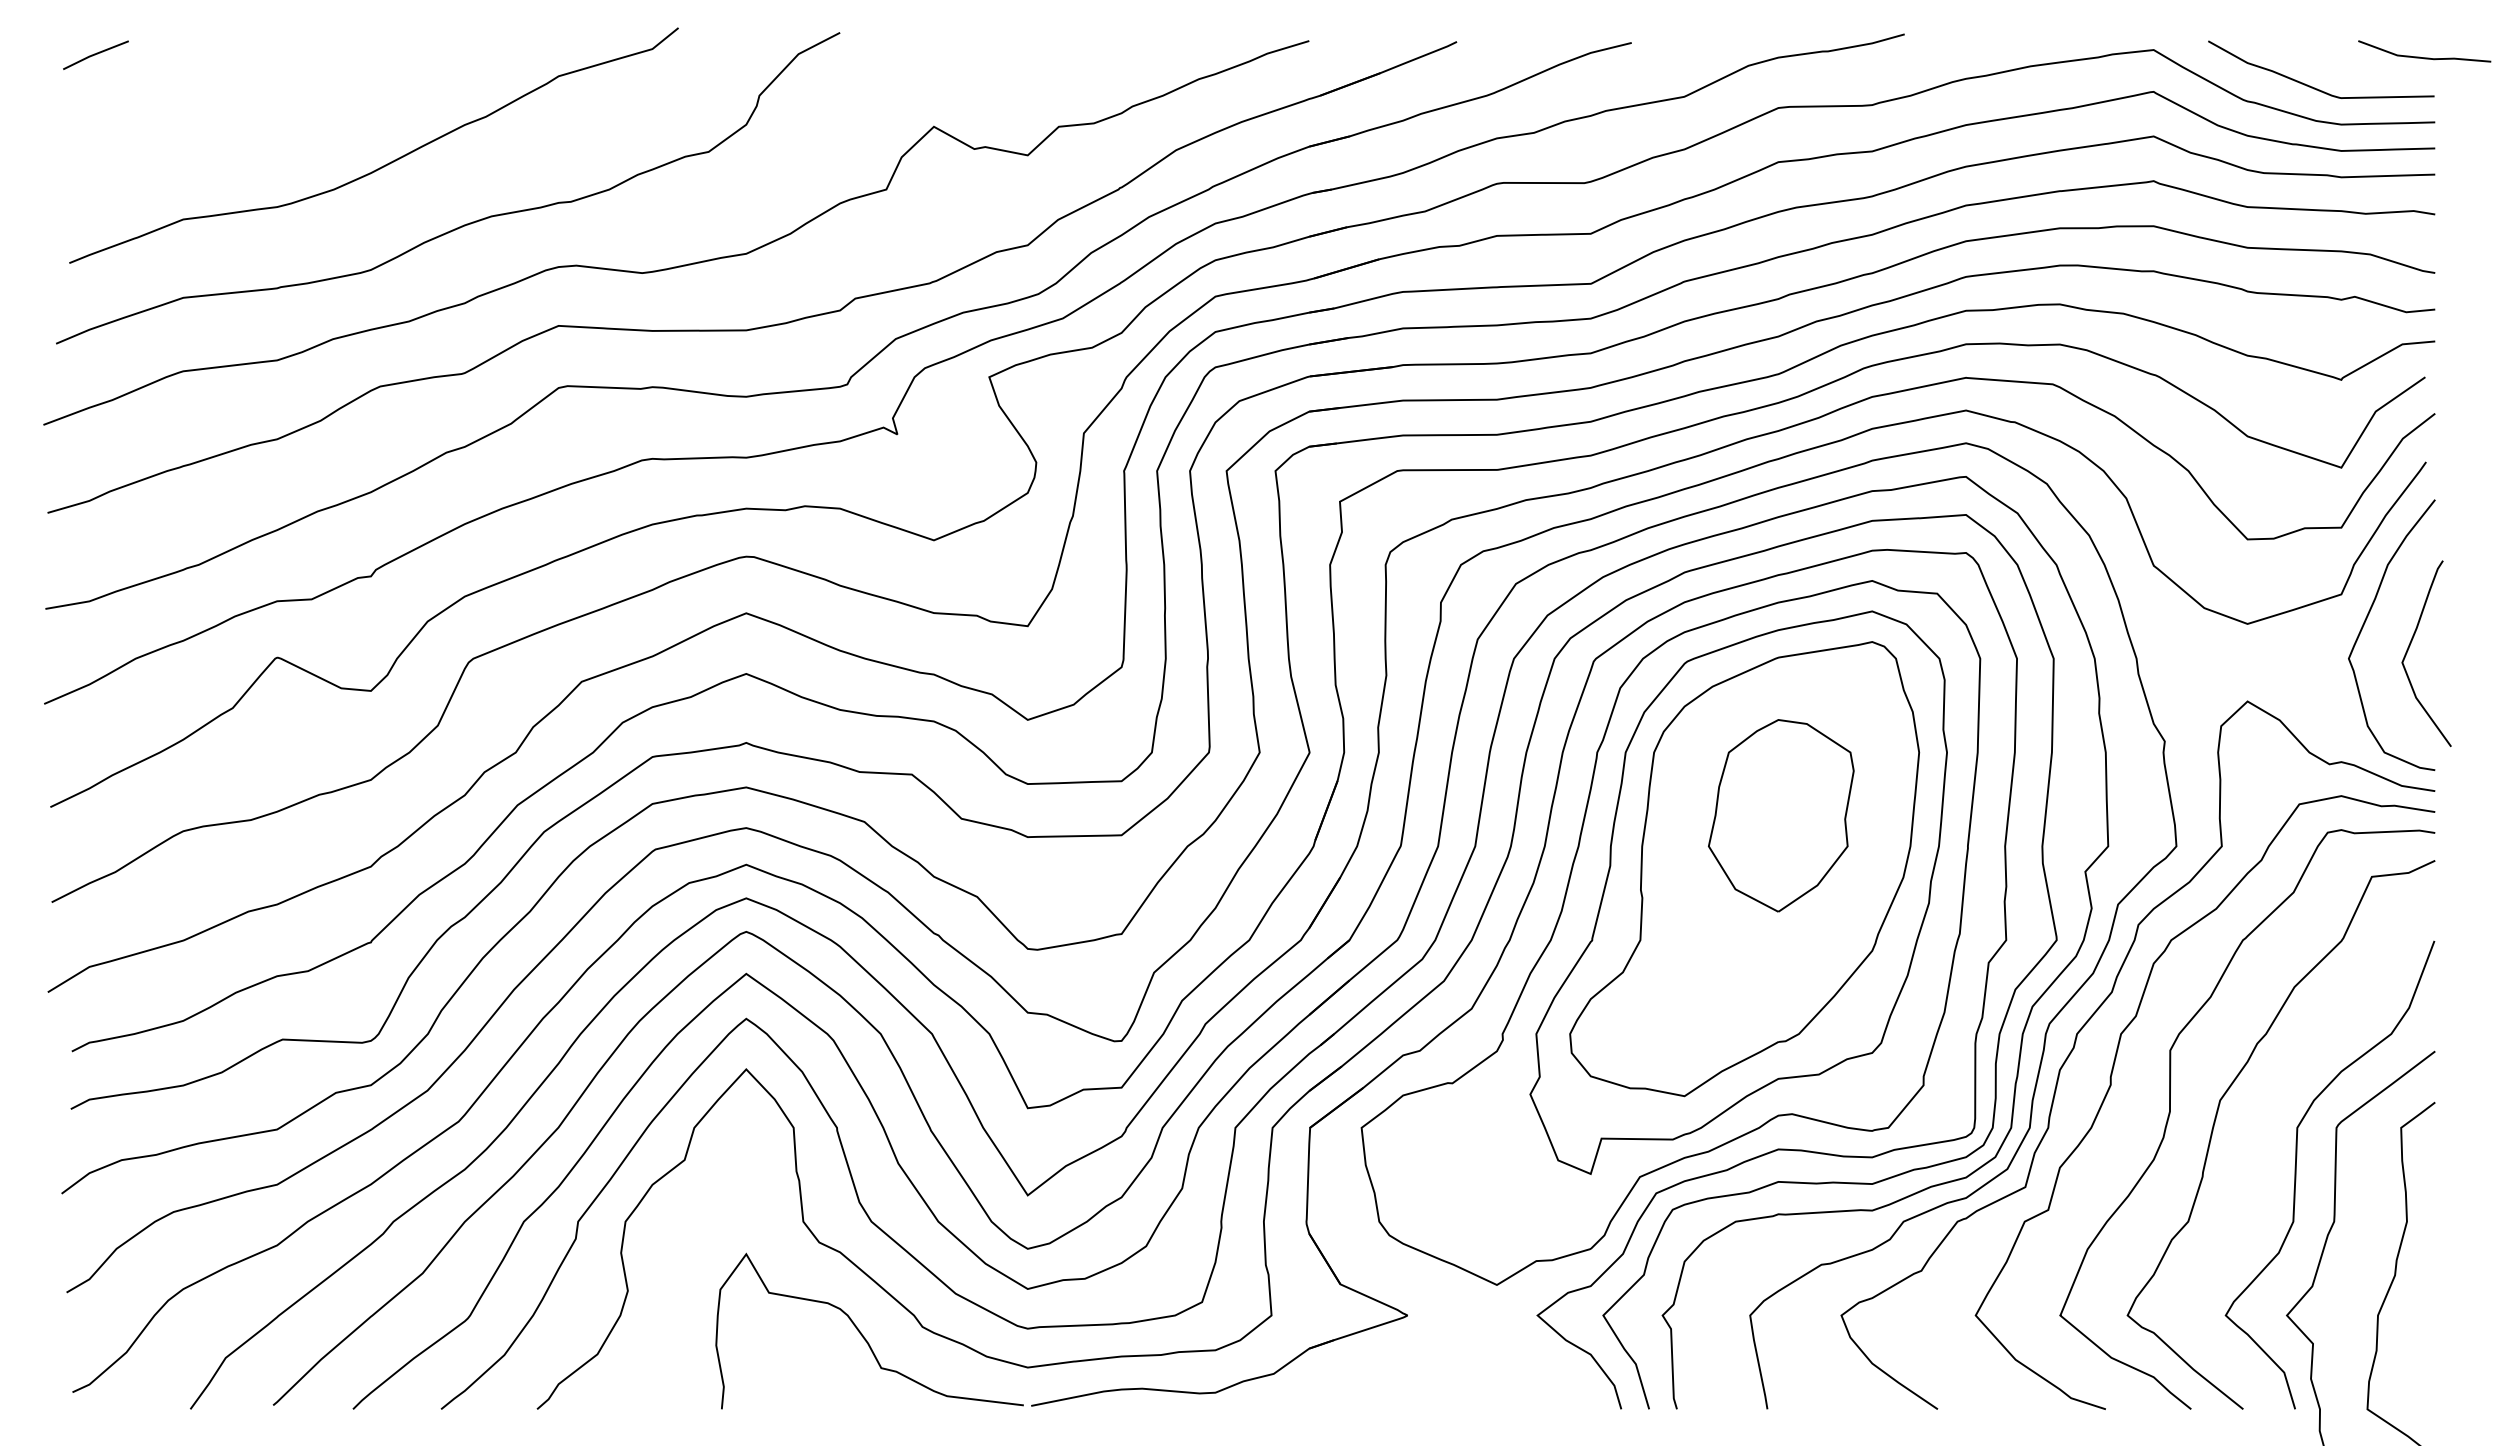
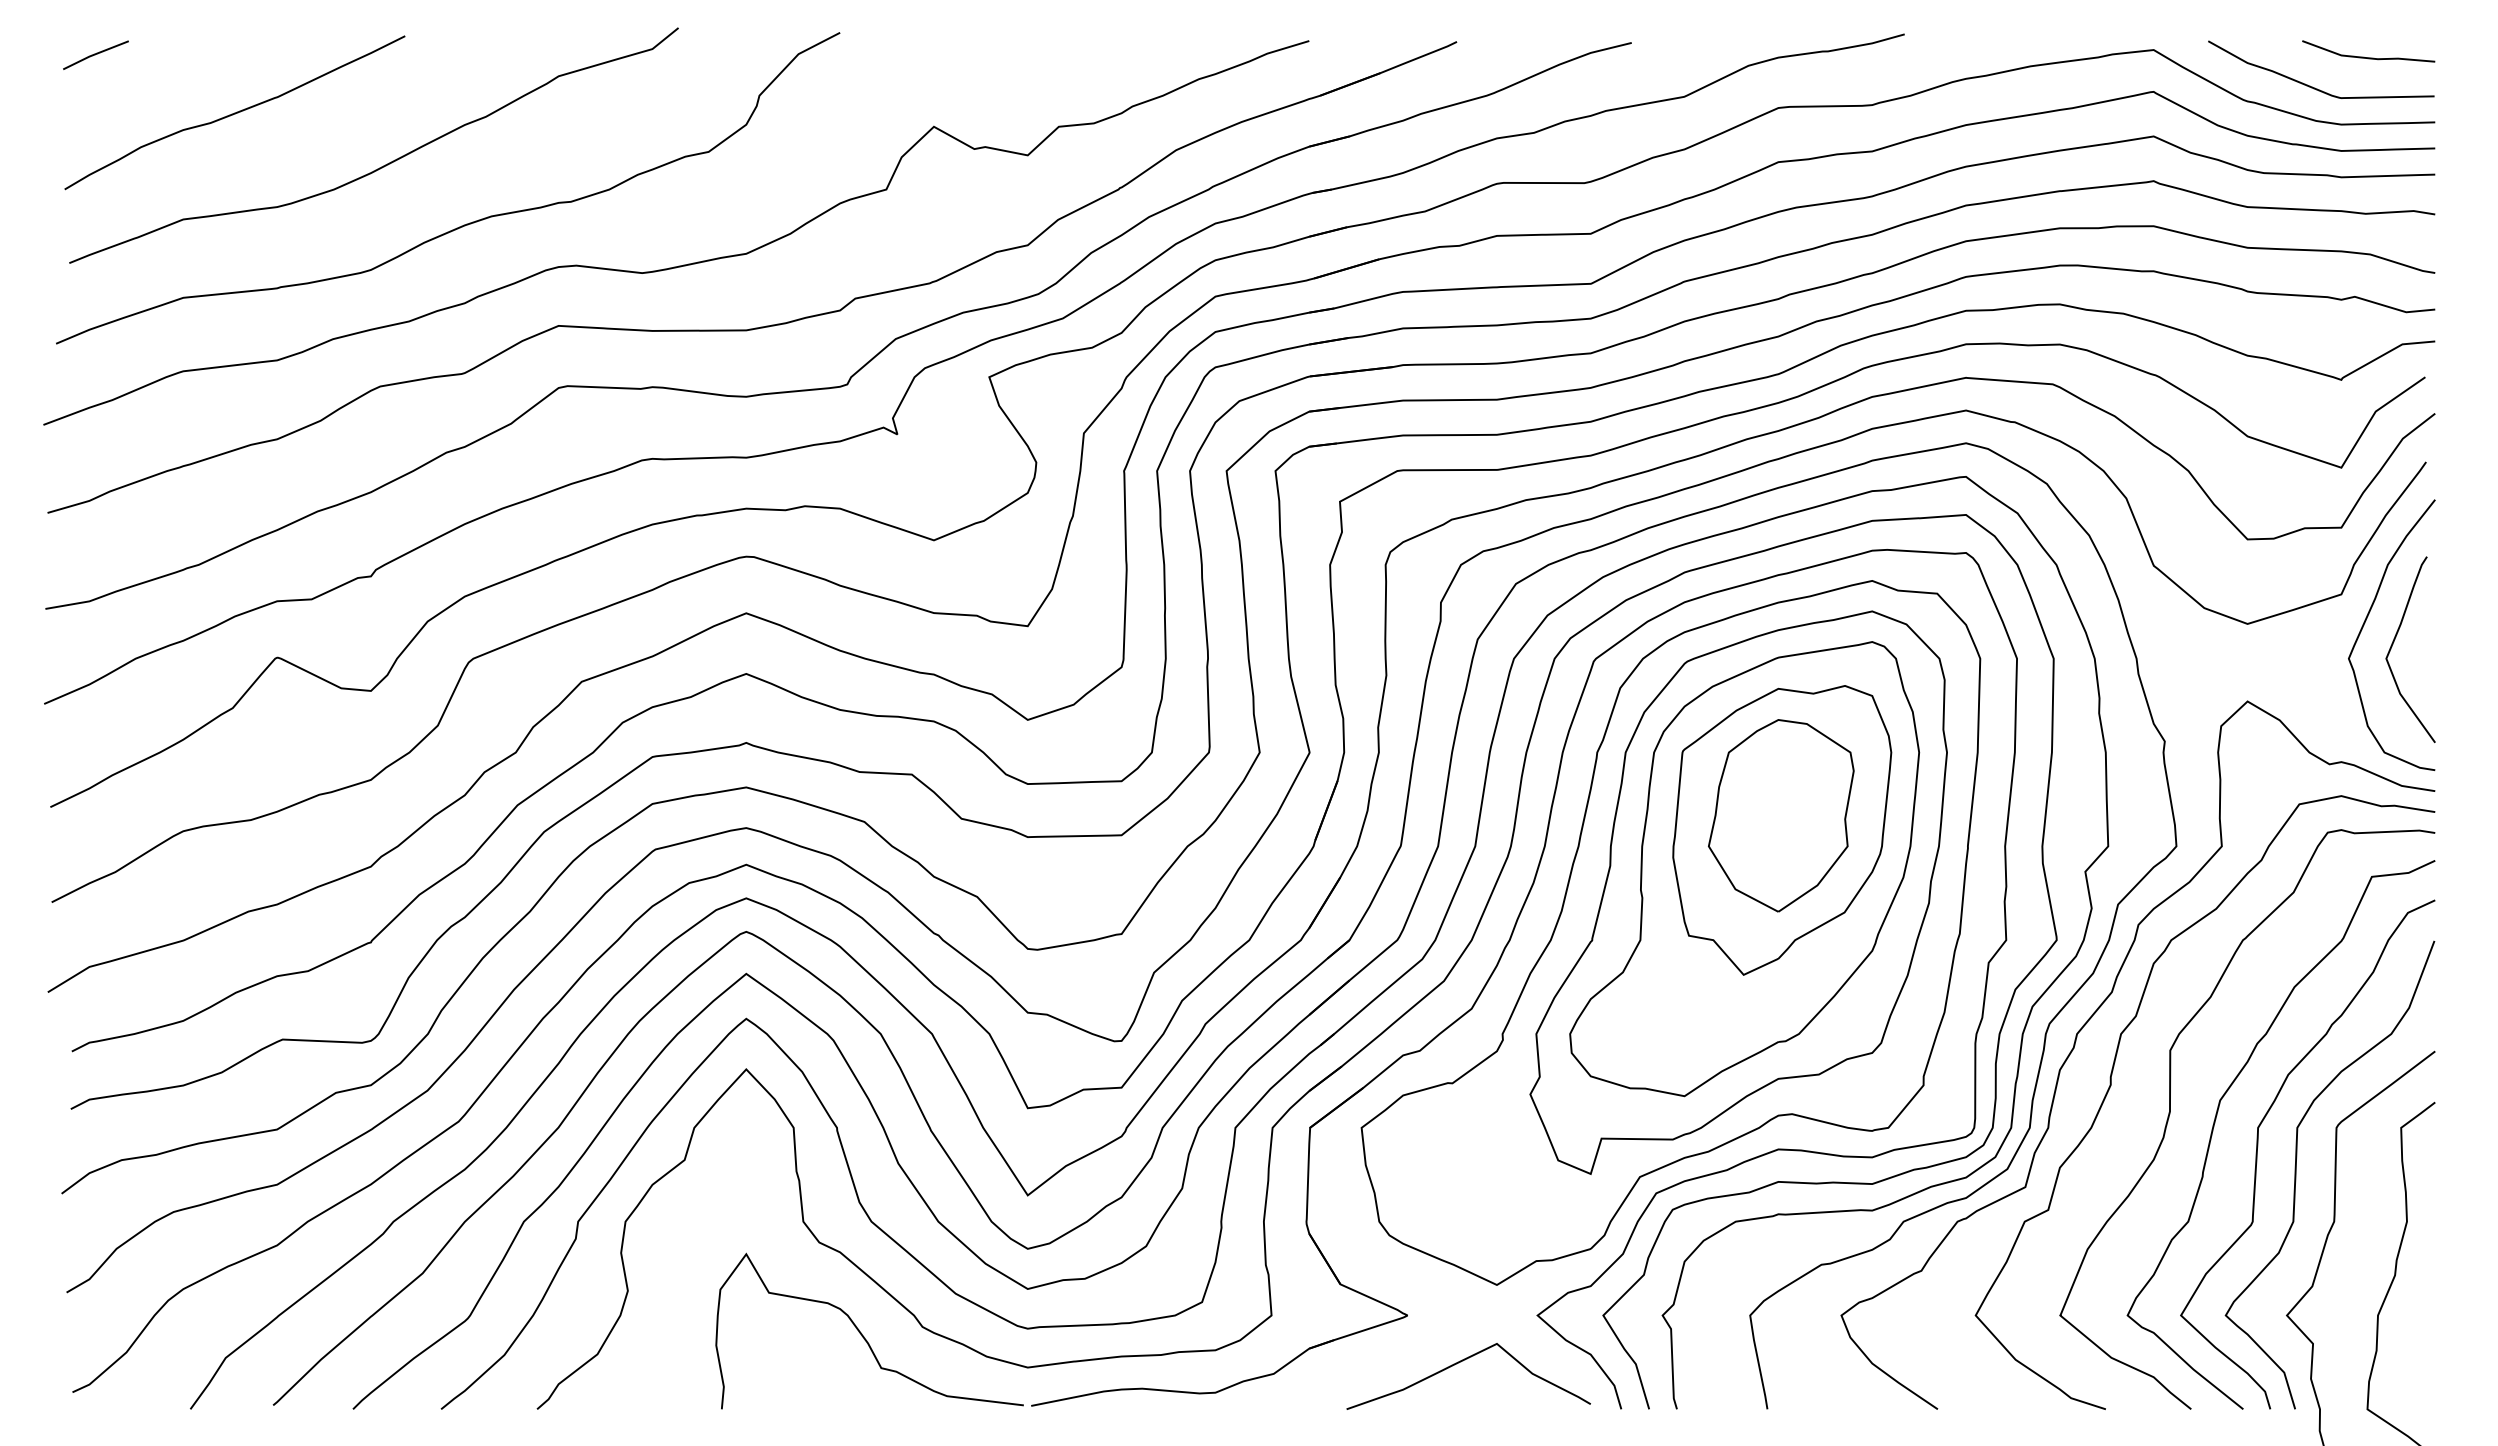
line position: (2424, 57) -> (2368, 57) (2368, 57)
curve: none -> present (234, 112)
curve position: (2410, 646) -> (2394, 642) (2394, 642)
part: none -> present (1782, 830)
curve: none -> present (2258, 1146)
curve: none -> present (1461, 1362)
